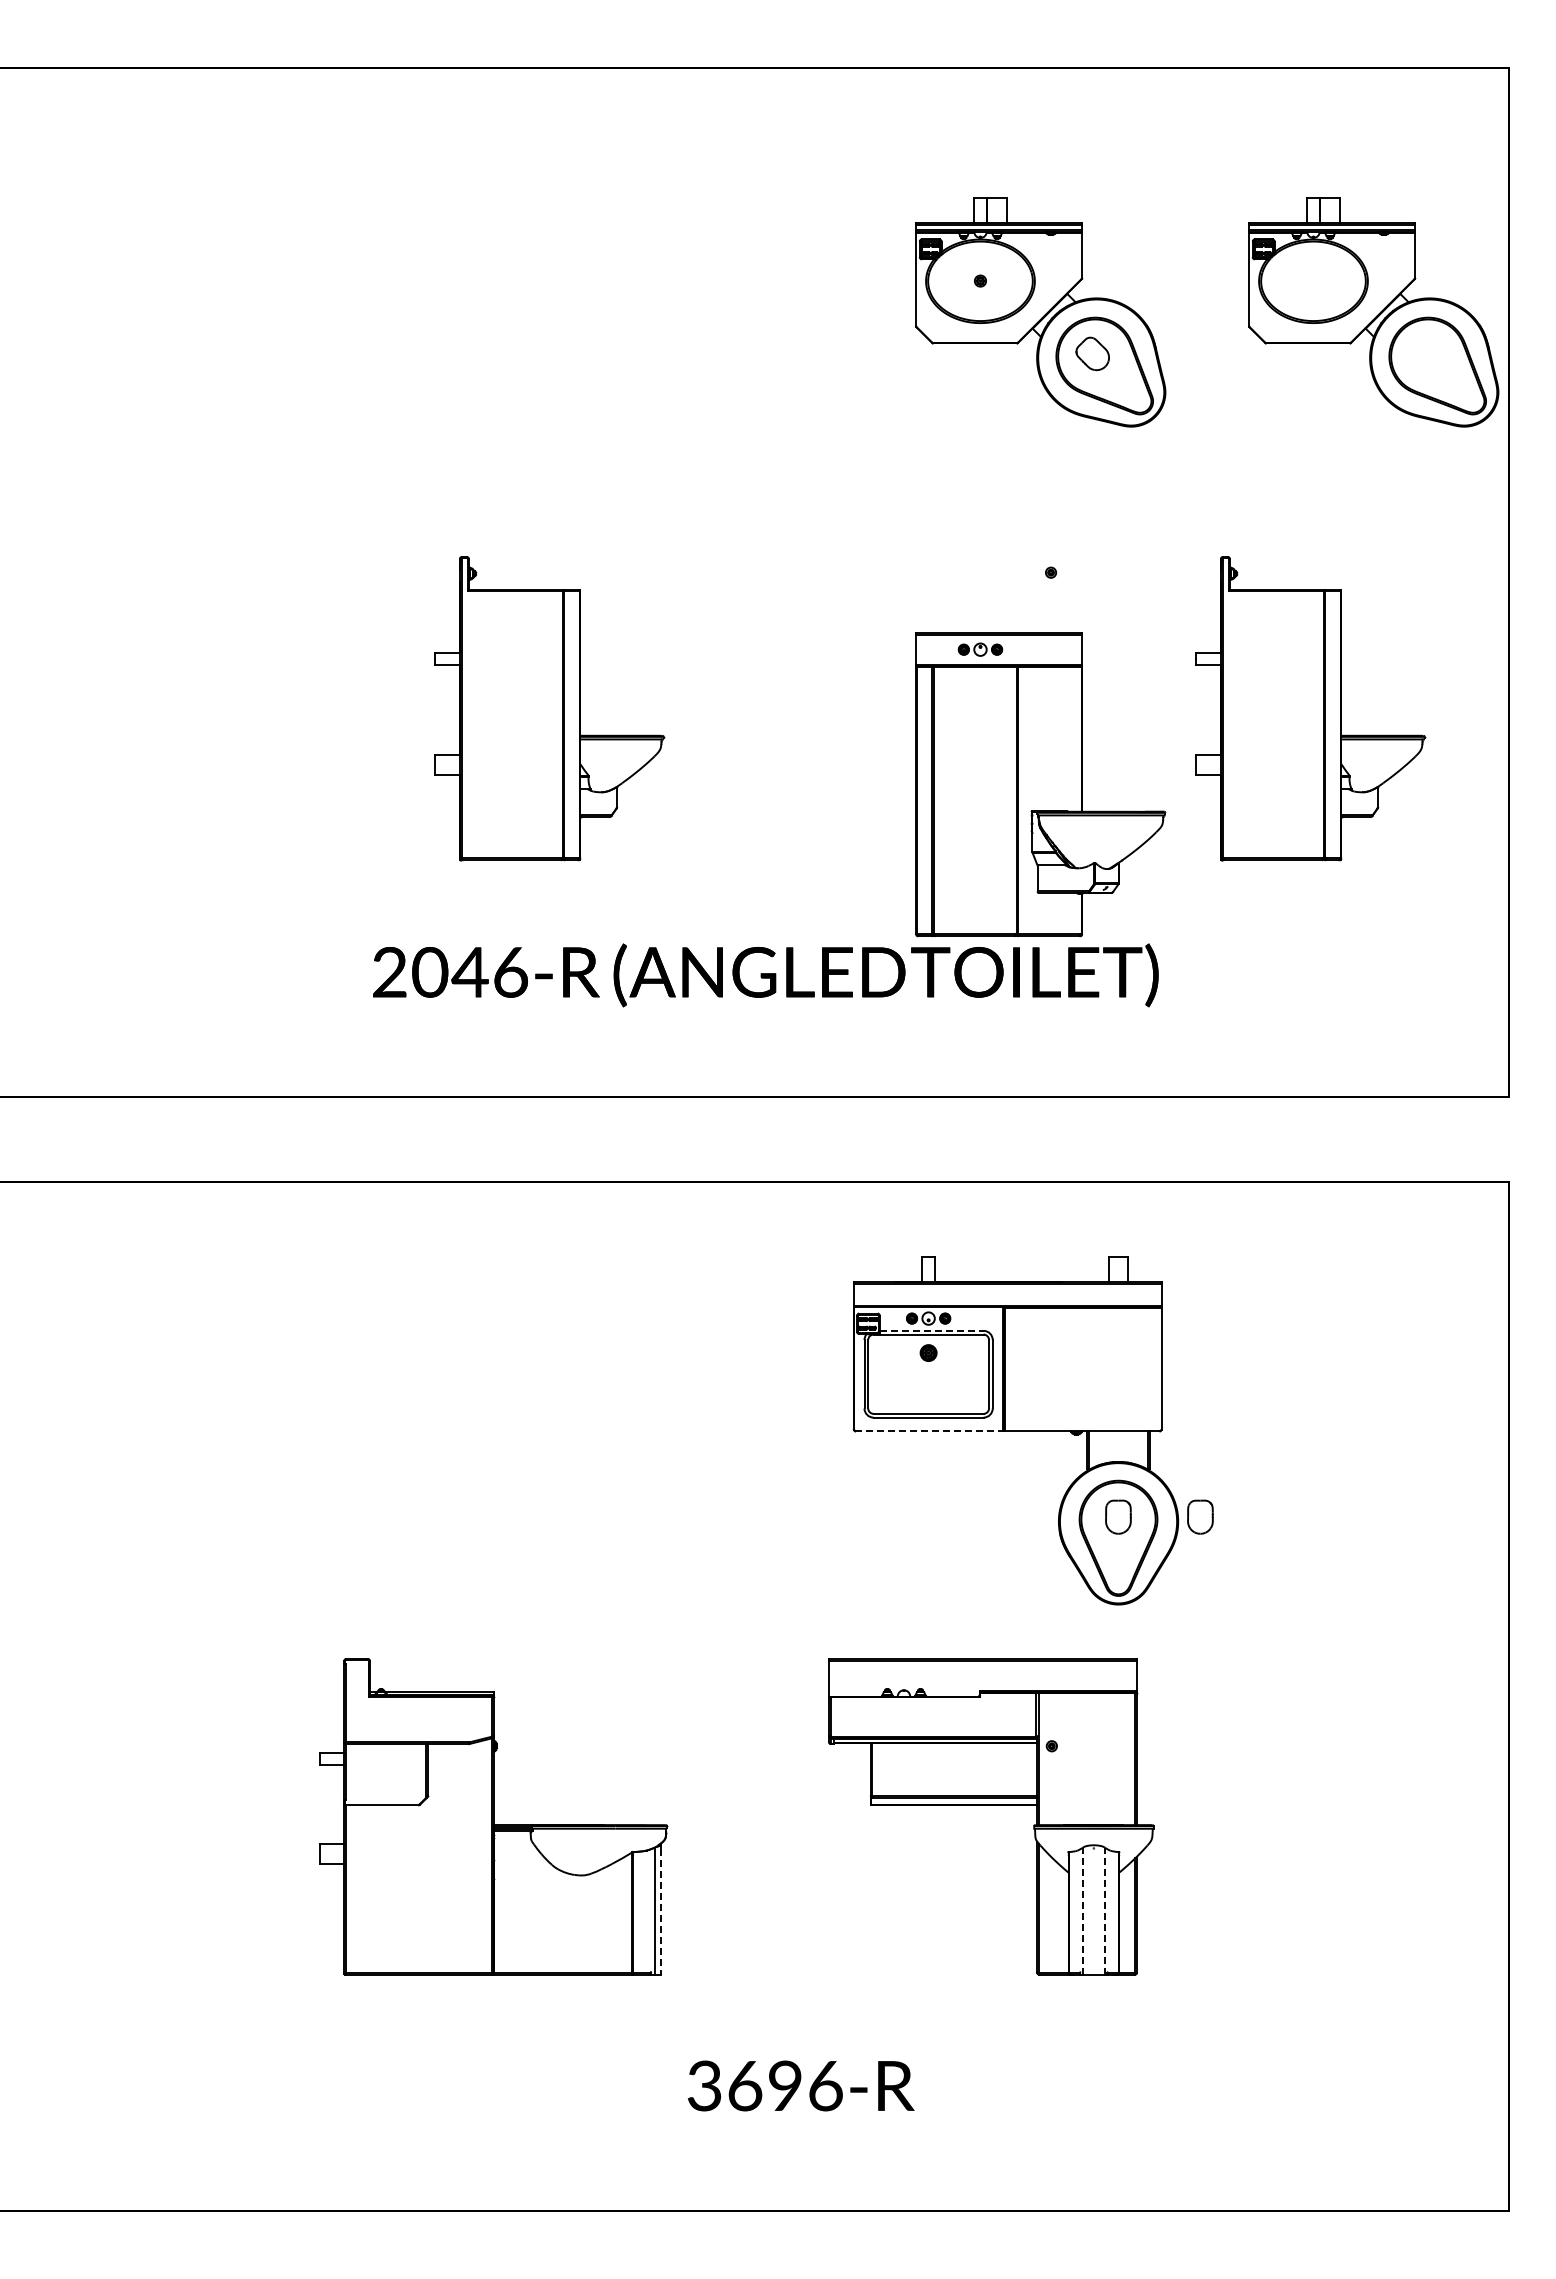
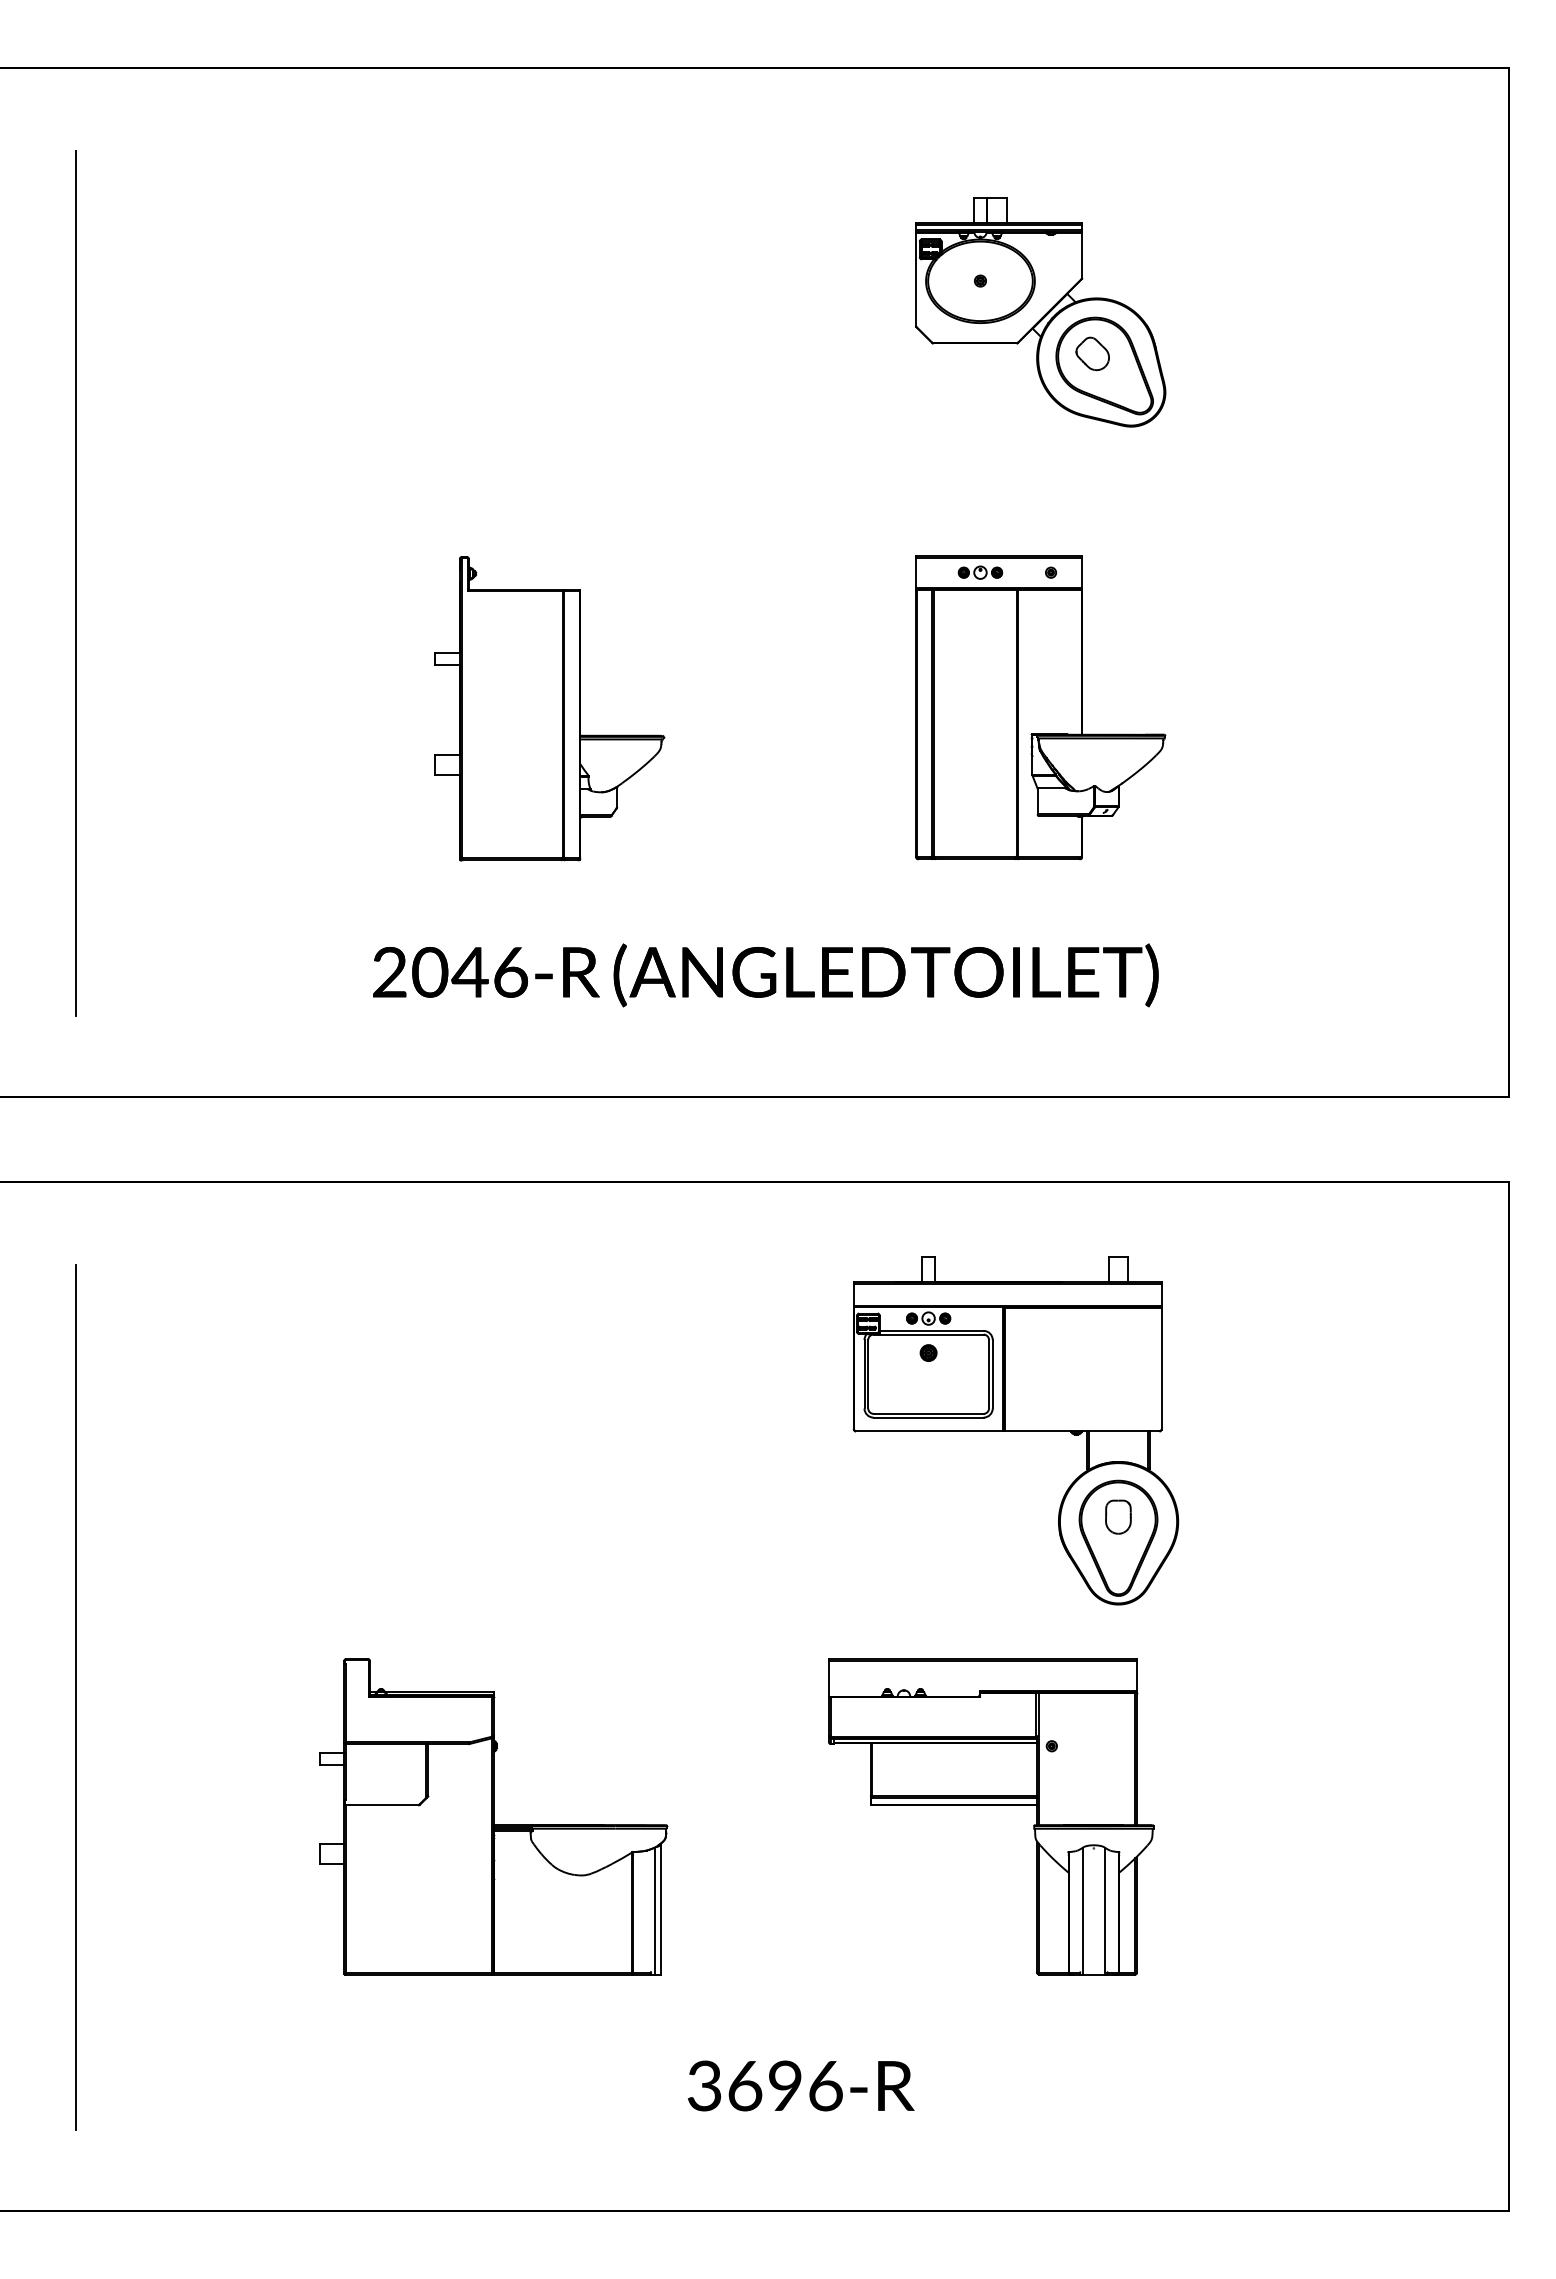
part: present -> none (1373, 312)
line: none -> present (75, 583)
part: present -> none (1310, 708)
part position: (1040, 784) -> (1040, 707) (1040, 707)
line: dashed -> solid (931, 1330)
line: dashed -> solid (929, 1431)
part: present -> none (1200, 1516)
line: none -> present (75, 1697)
line: dashed -> solid (1082, 1910)
line: dashed -> solid (1104, 1910)
line: dashed -> solid (660, 1911)
